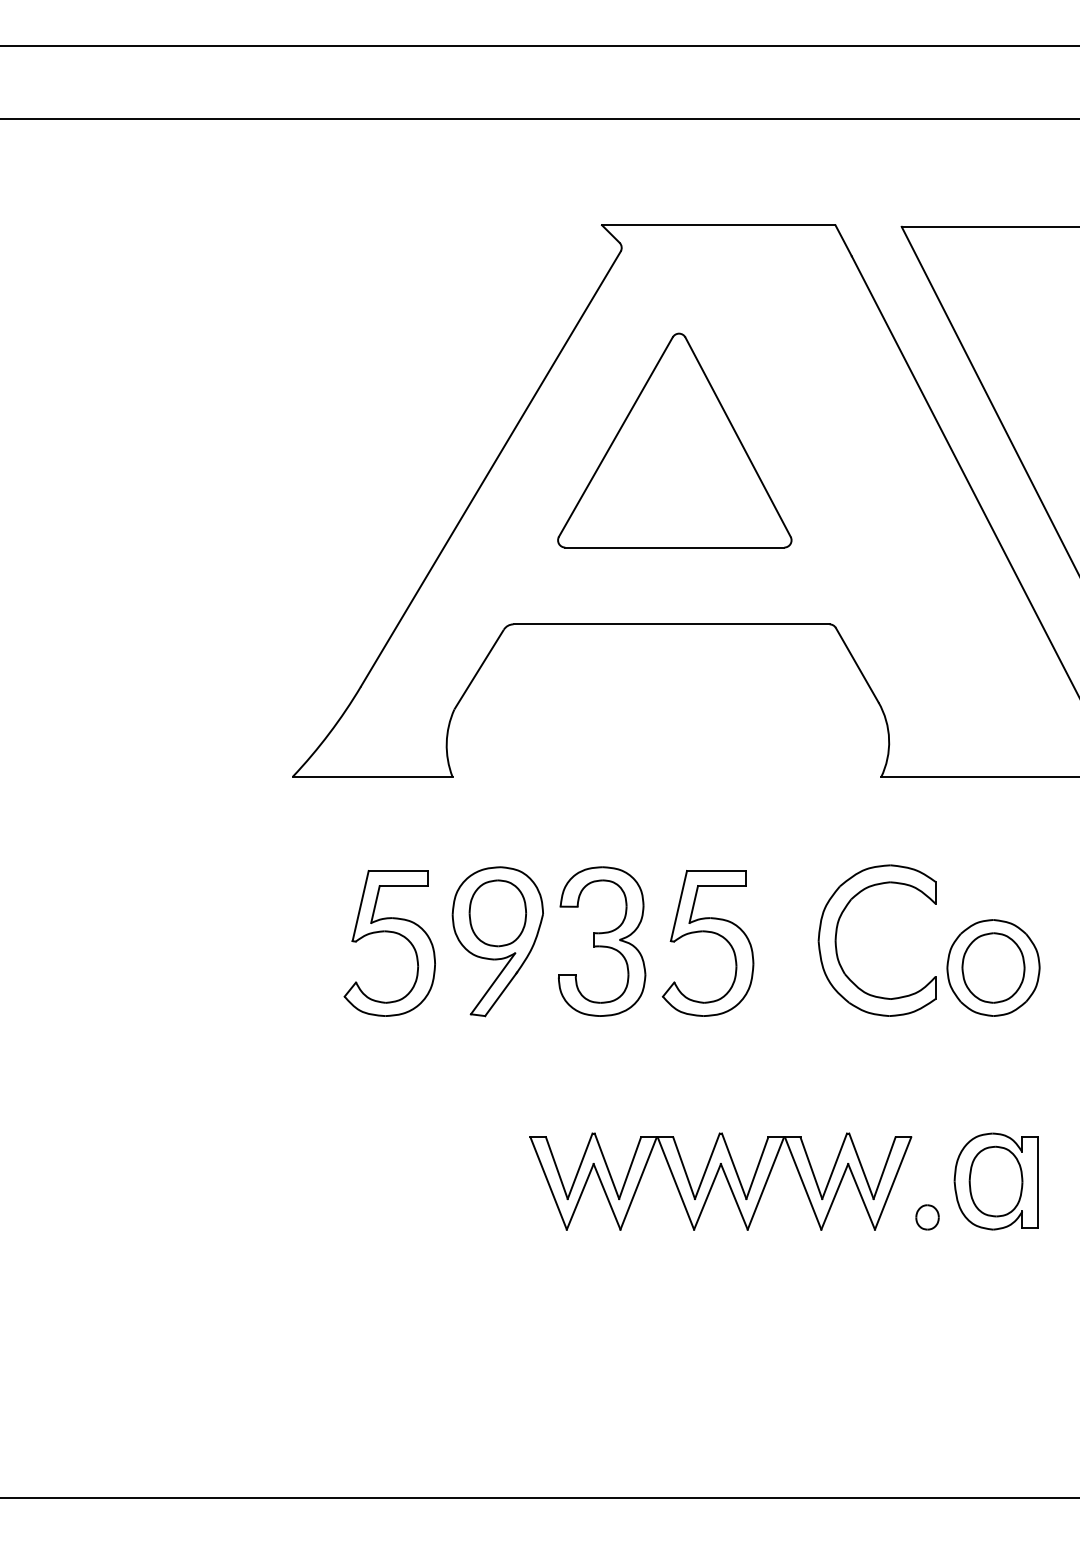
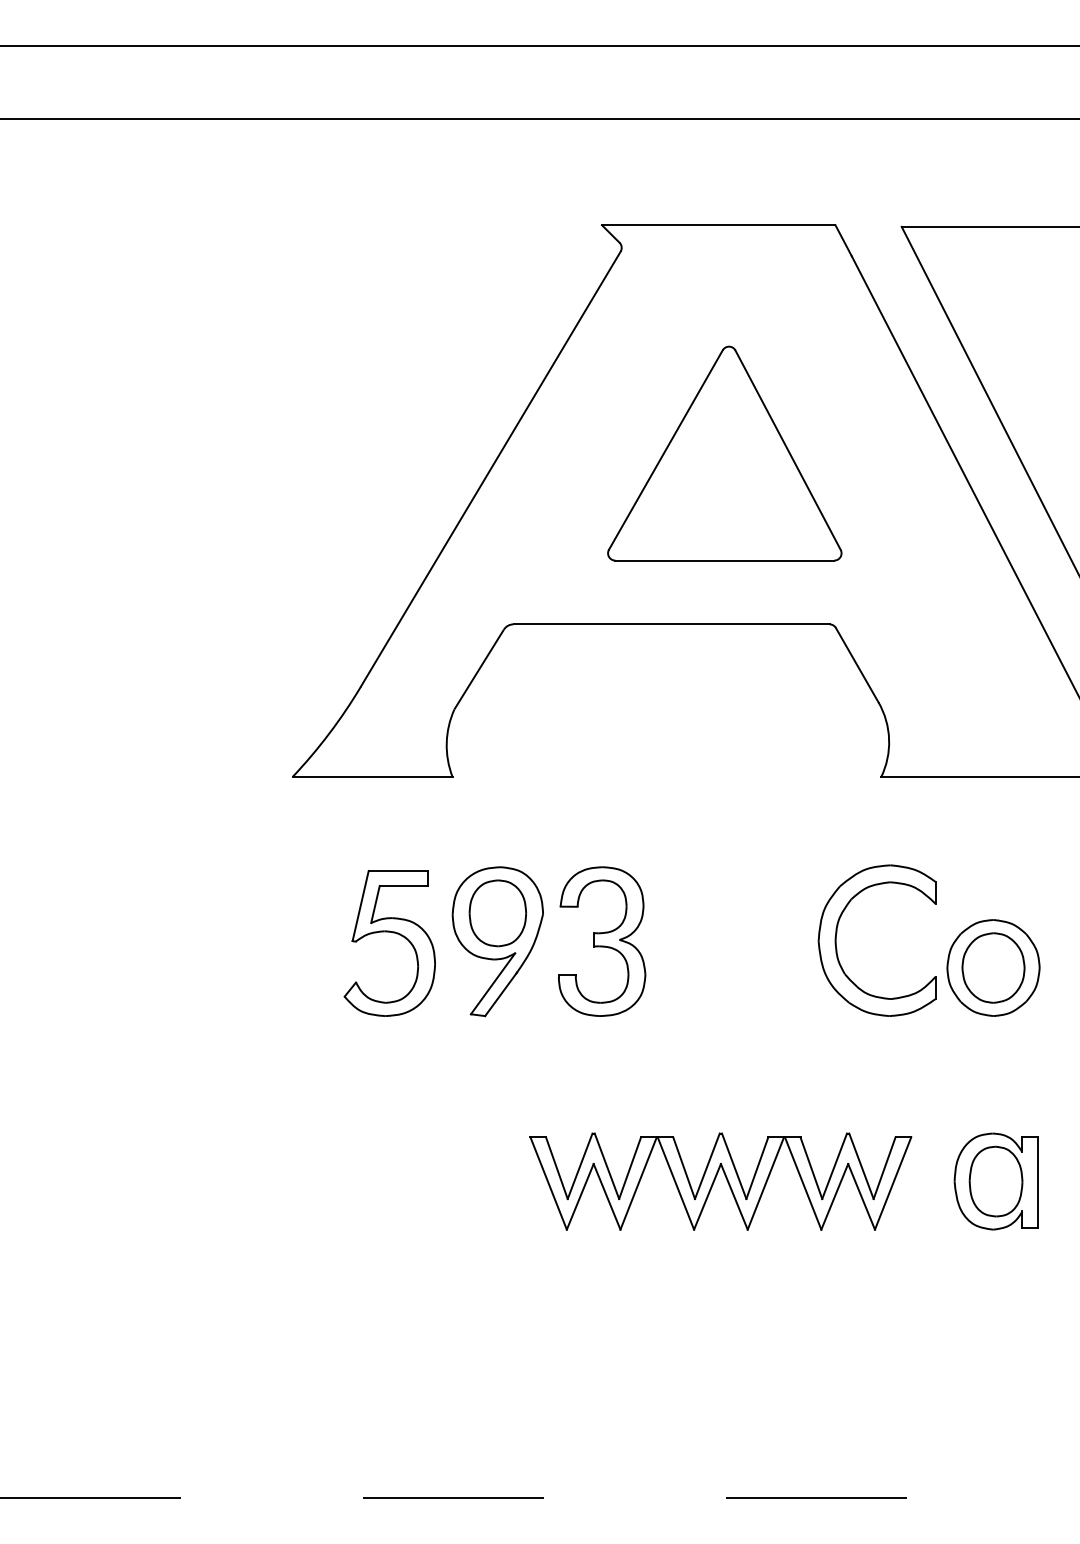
part position: (674, 440) -> (724, 453) (724, 453)
part: present -> none (711, 933)
part: present -> none (927, 1217)
line: solid -> dashed (540, 1497)
